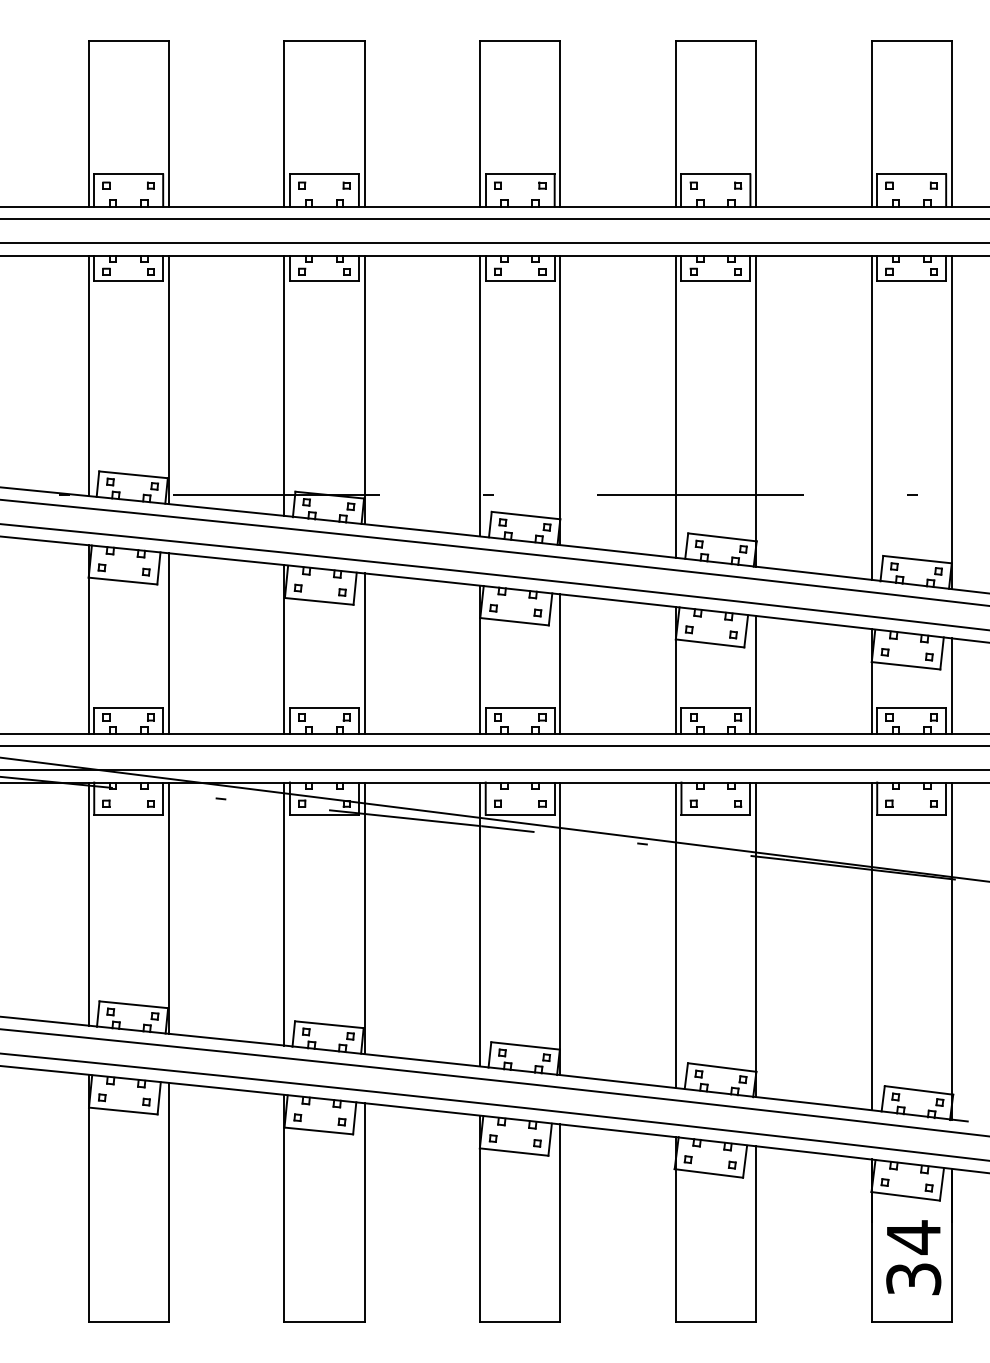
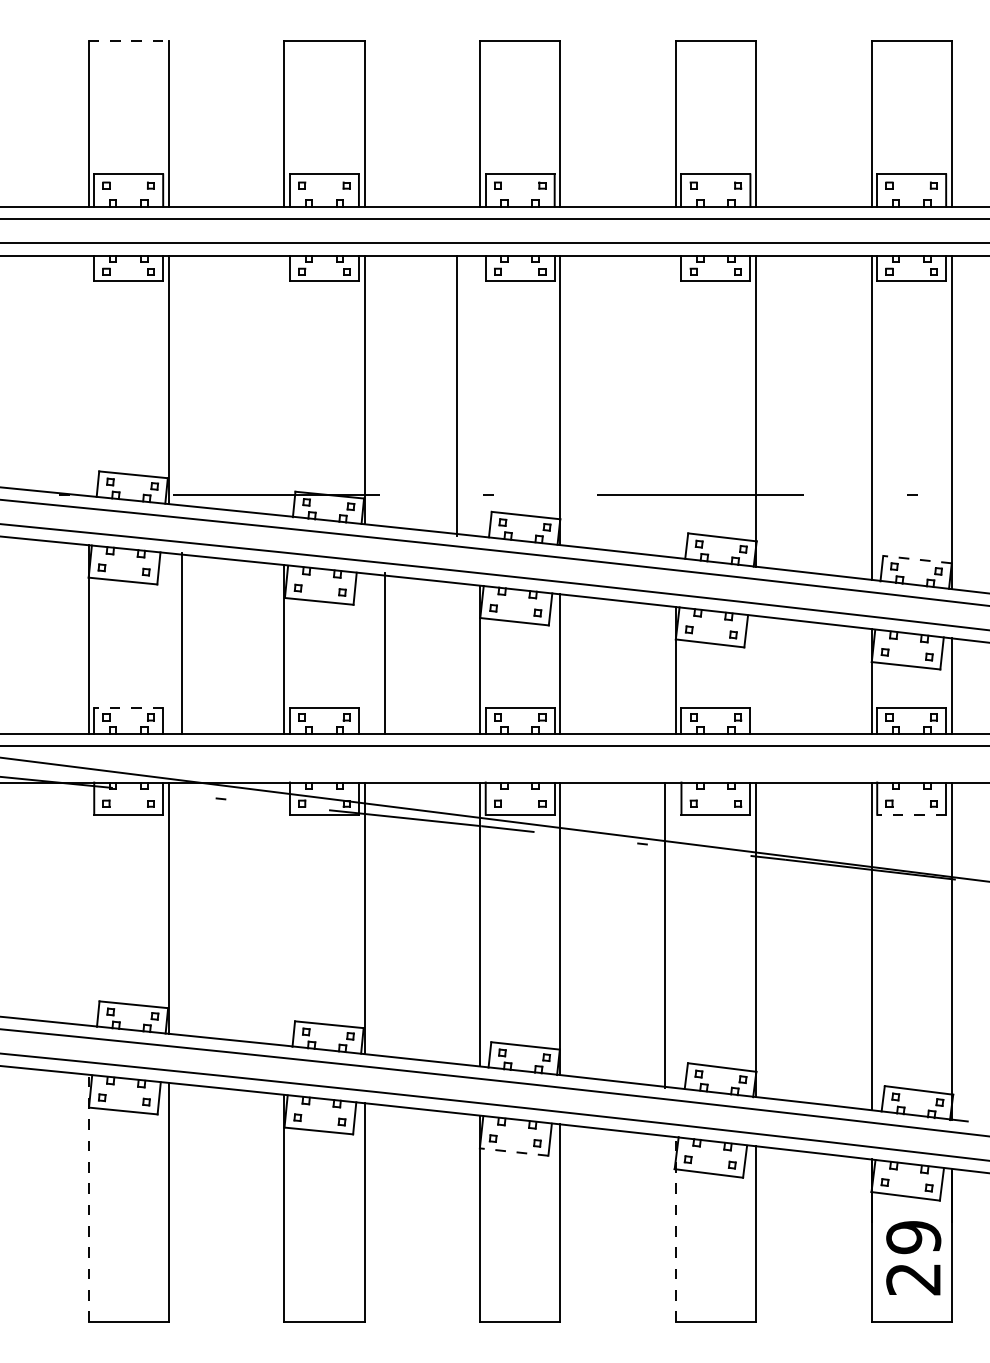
line: solid -> dashed (129, 40)
line: present -> none (88, 375)
line: present -> none (284, 385)
line position: (480, 395) -> (457, 395) (457, 395)
line: present -> none (675, 406)
line: solid -> dashed (917, 559)
line position: (168, 643) -> (181, 643) (181, 643)
line position: (364, 653) -> (384, 653) (384, 653)
line: present -> none (755, 674)
line: solid -> dashed (128, 708)
line: present -> none (494, 770)
line: solid -> dashed (911, 814)
line: present -> none (88, 903)
line: present -> none (284, 913)
line position: (675, 934) -> (664, 934) (664, 934)
line: solid -> dashed (513, 1152)
line: solid -> dashed (88, 1198)
line: solid -> dashed (675, 1229)
text: 34 -> 29 (913, 1257)
